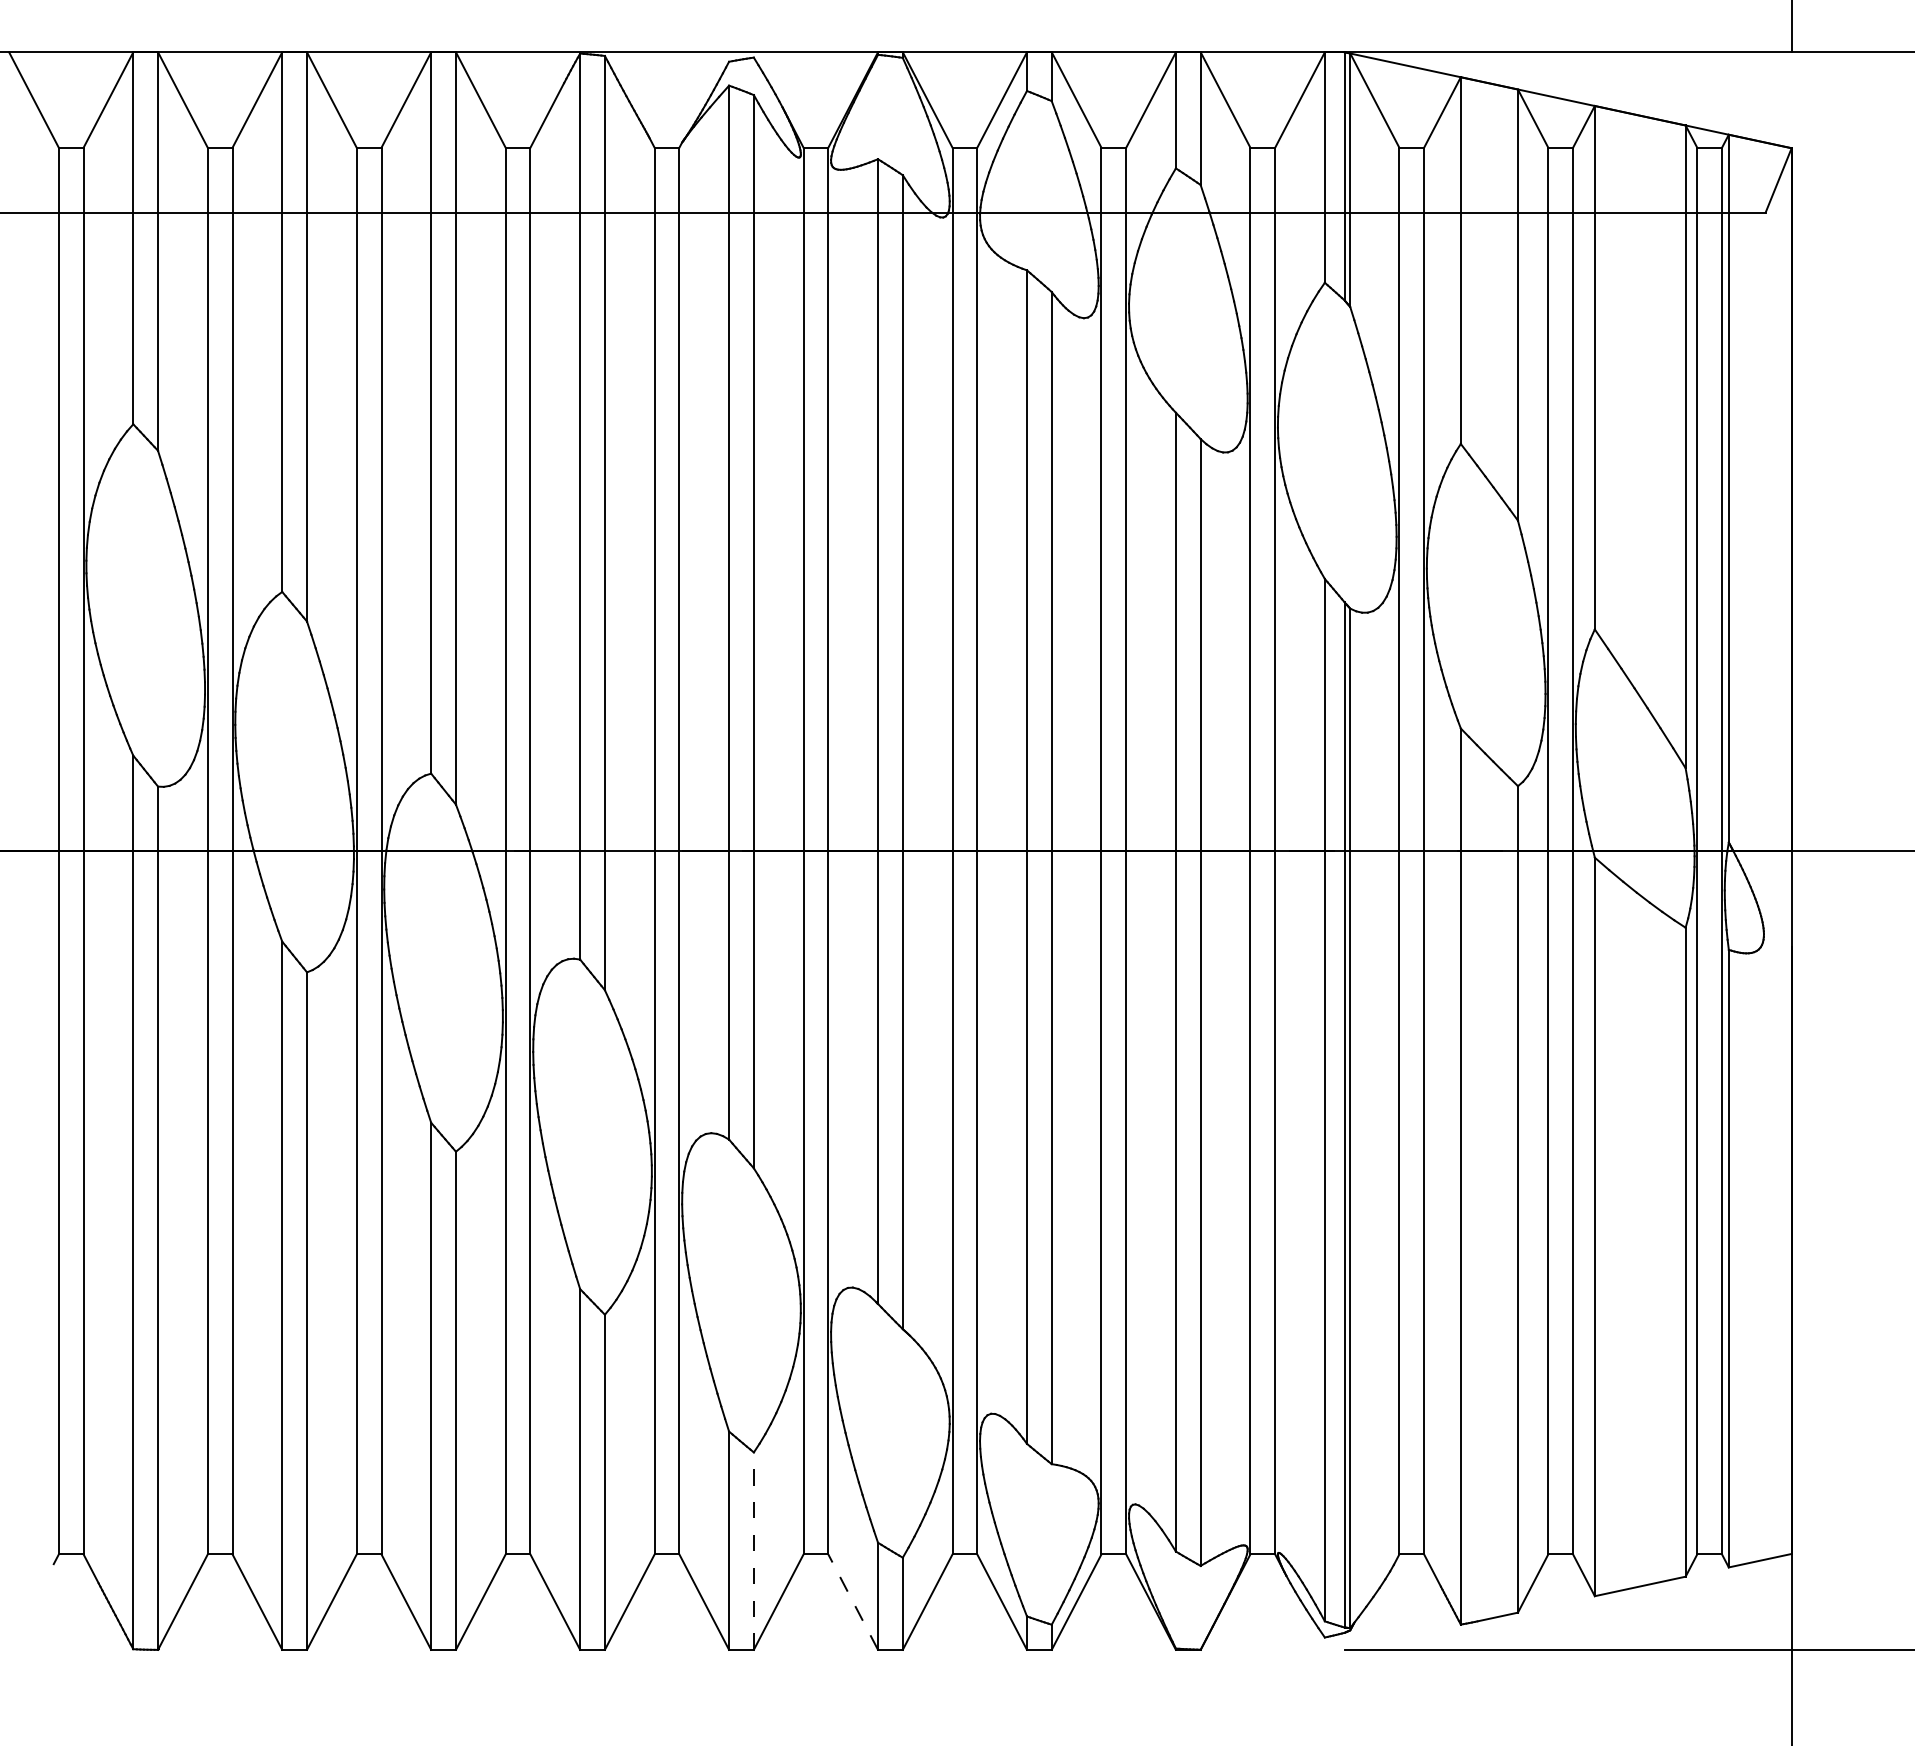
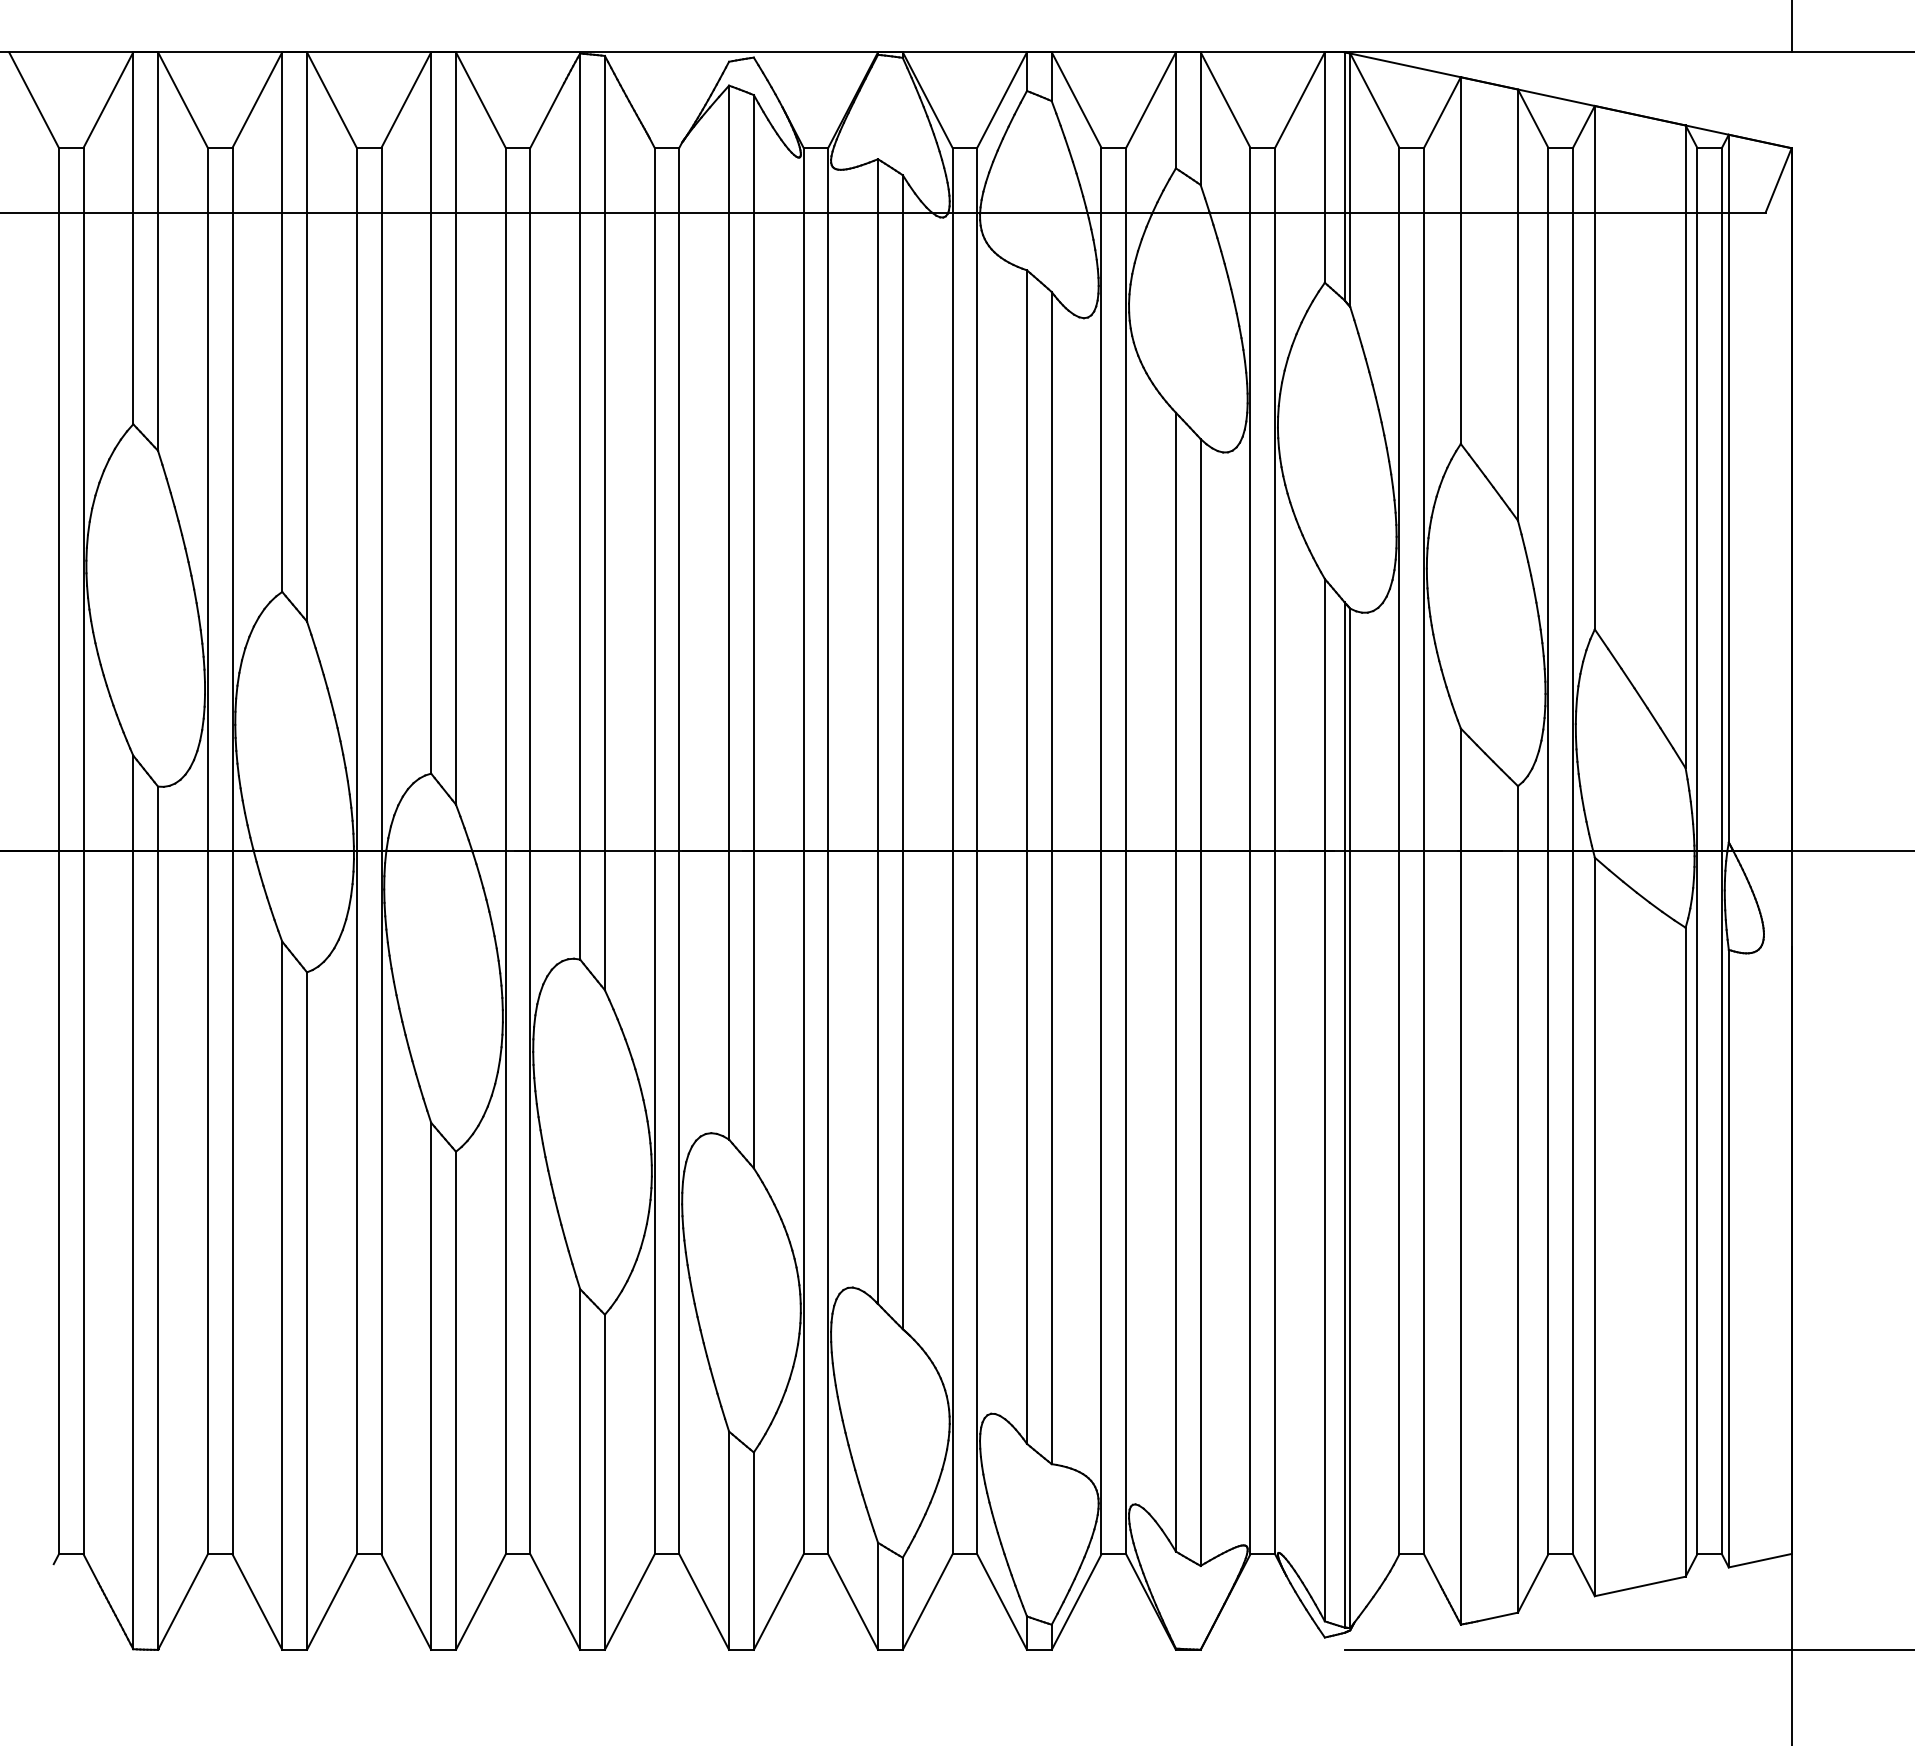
line: dashed -> solid (753, 1551)
line: dashed -> solid (853, 1602)
